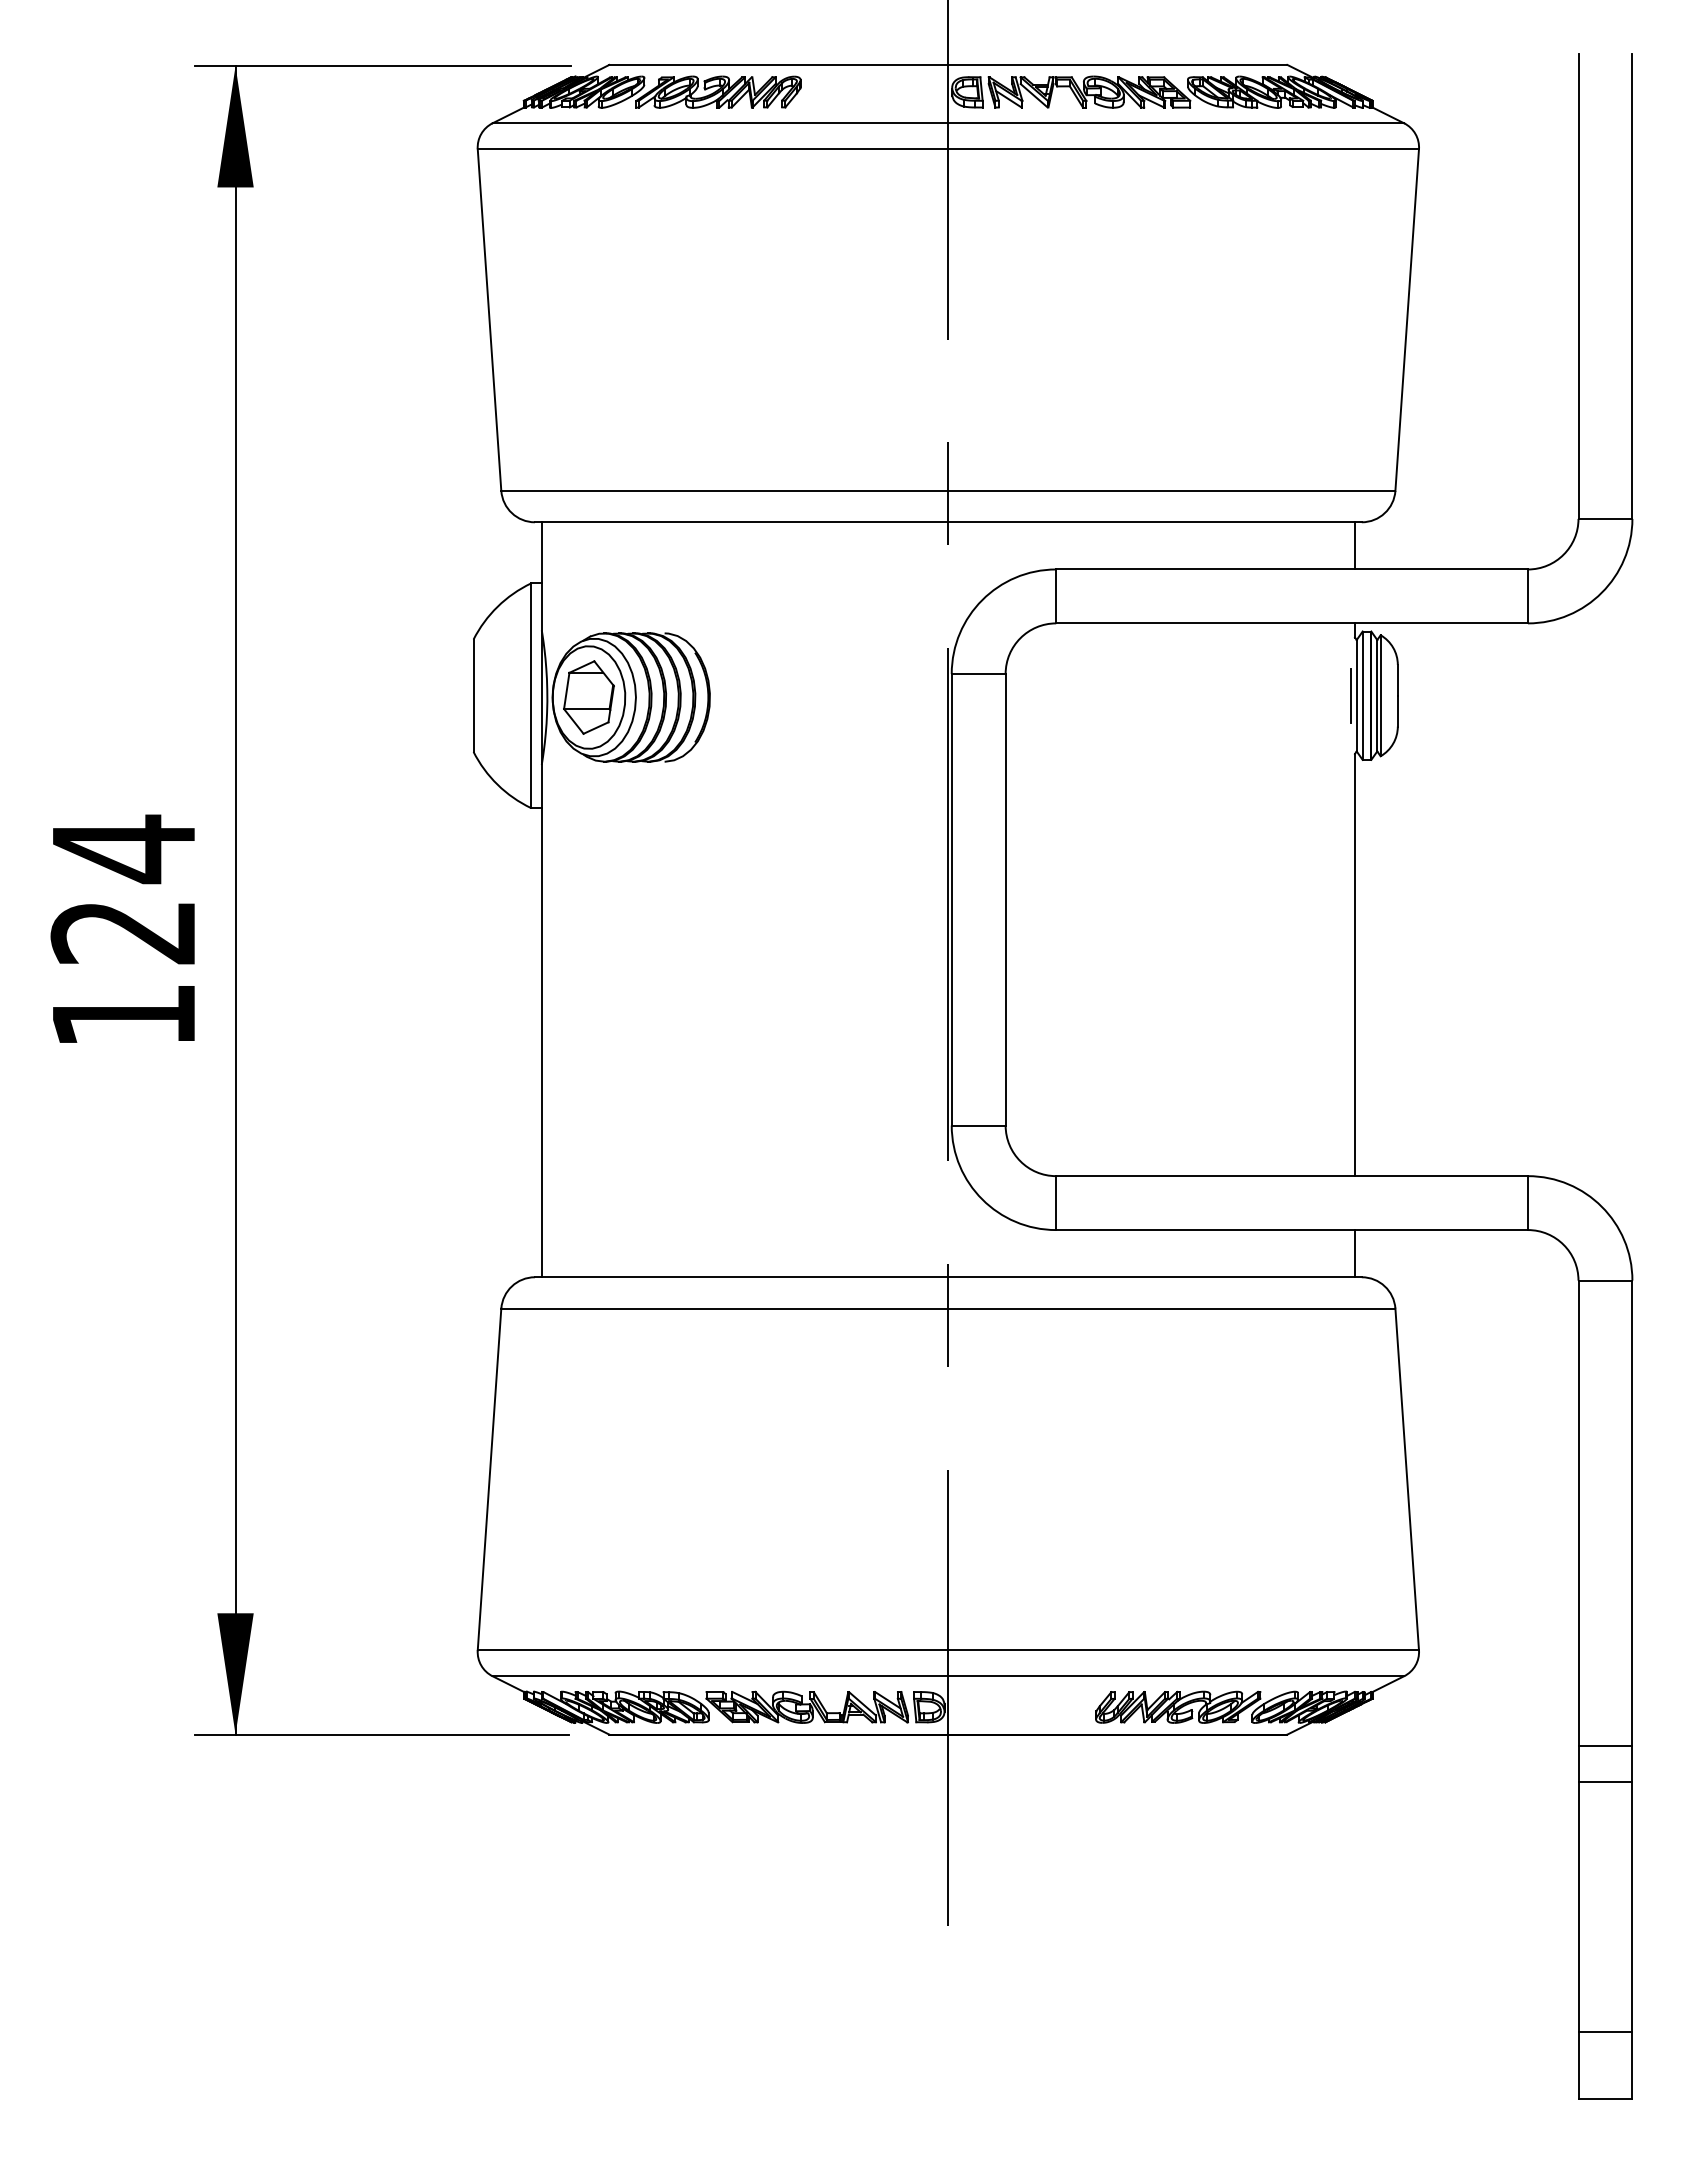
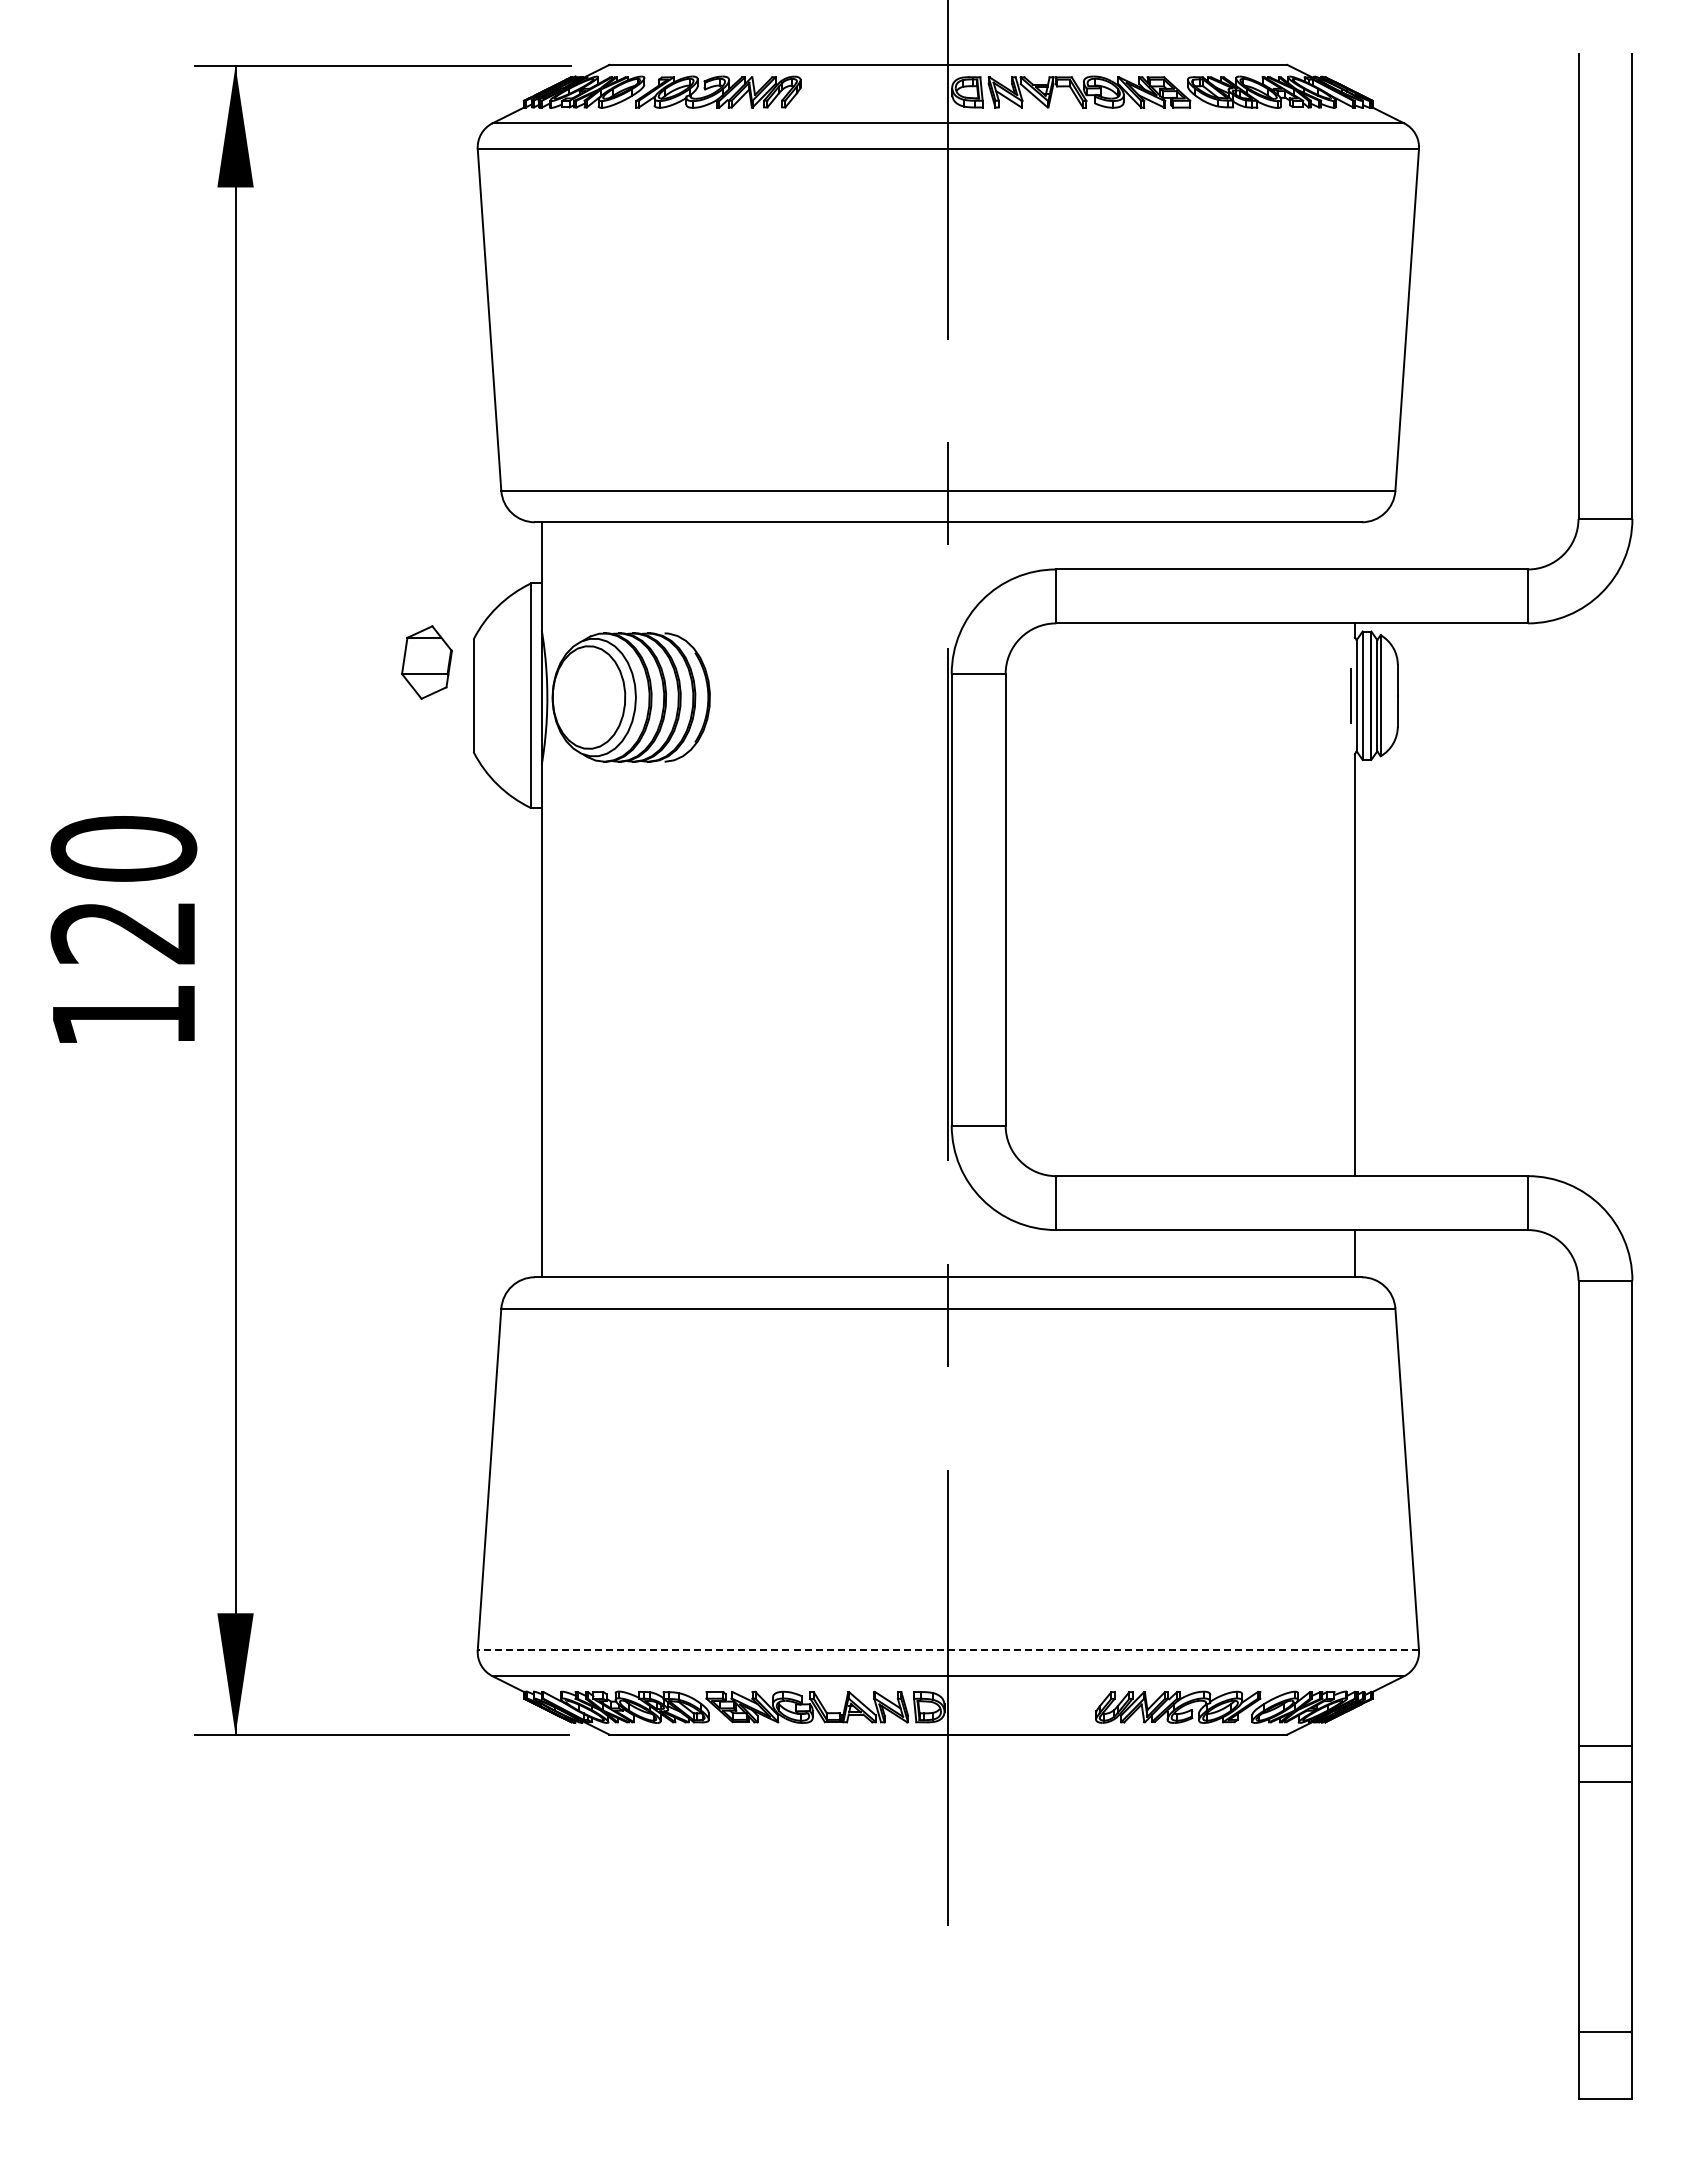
line: present -> none (1355, 545)
part position: (588, 697) -> (426, 662) (426, 662)
text: 124 -> 120 (123, 849)
line: solid -> dashed (948, 1650)
